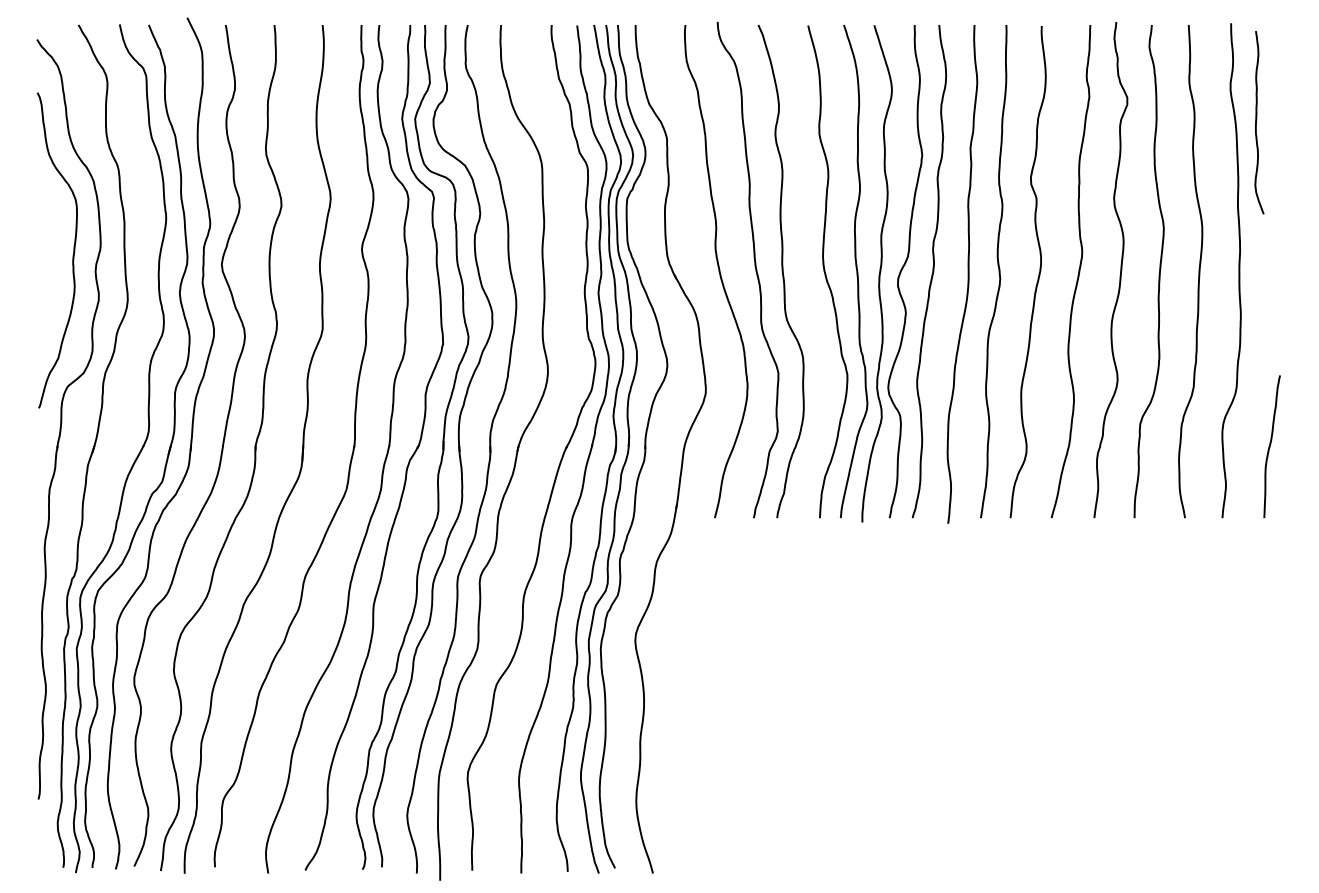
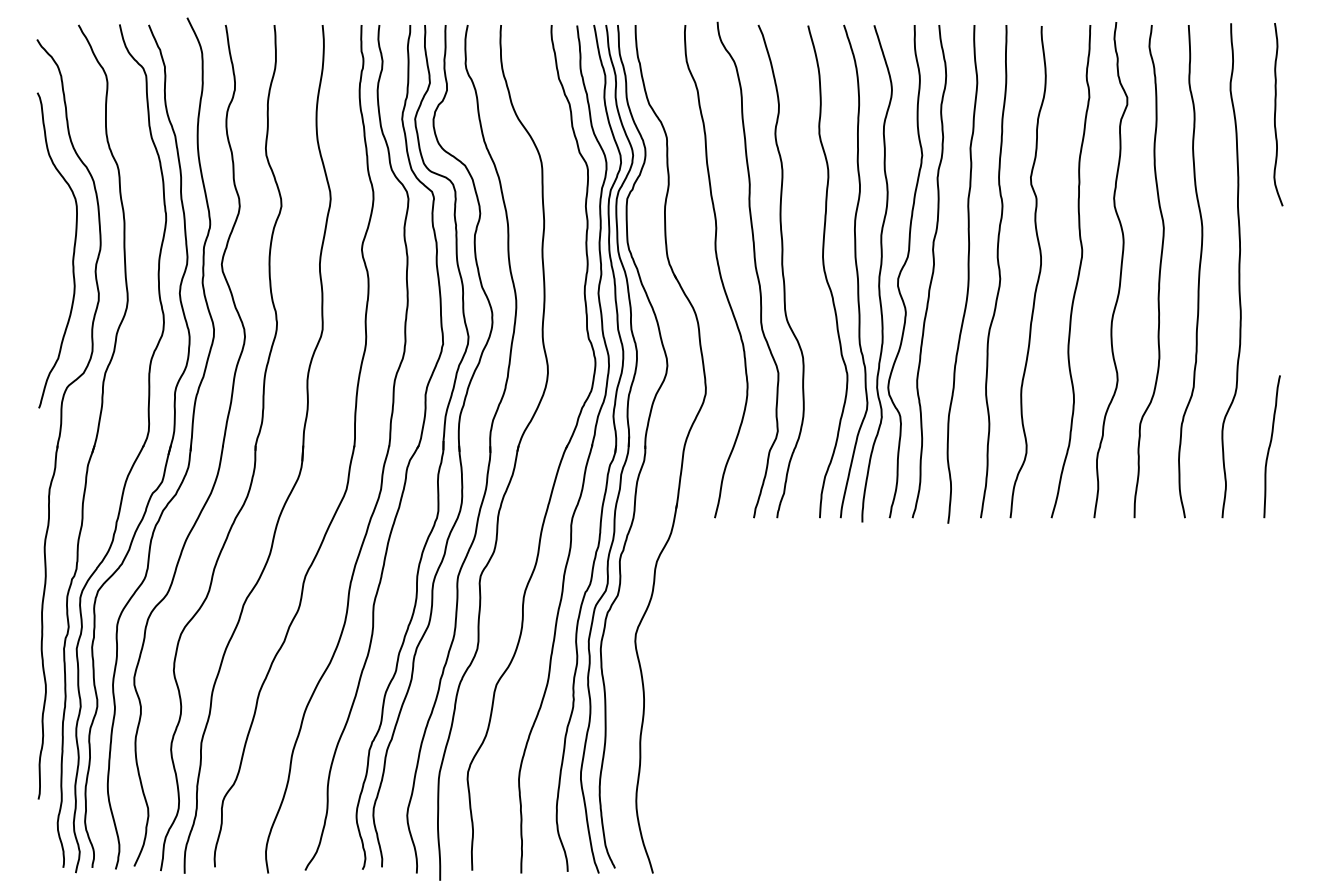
curve position: (1256, 122) -> (1275, 114) (1275, 114)
